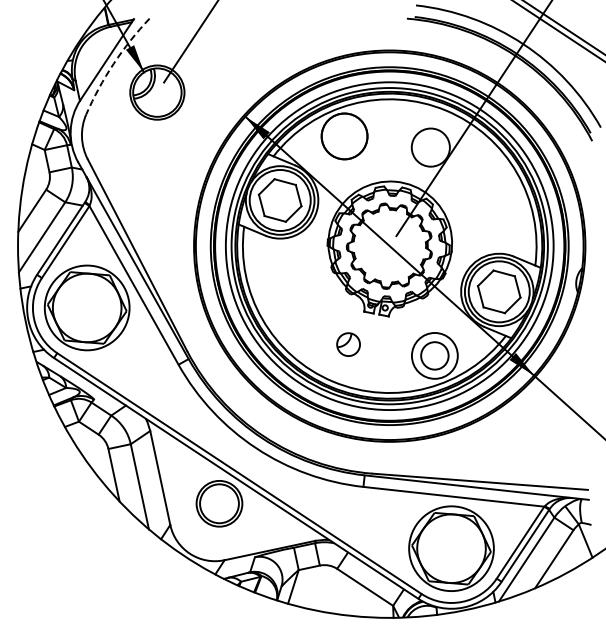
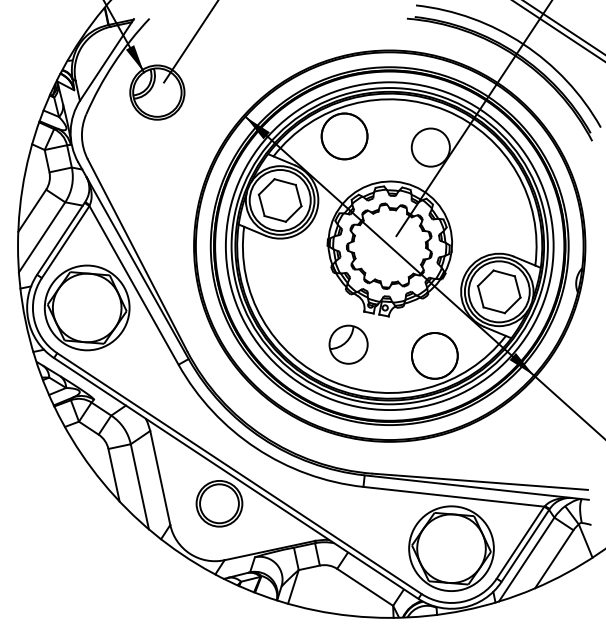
arc: dashed -> solid (113, 63)
part size: 25x25 px -> 41x41 px (348, 344)
circle diameter: 27 px -> 46 px (434, 355)
